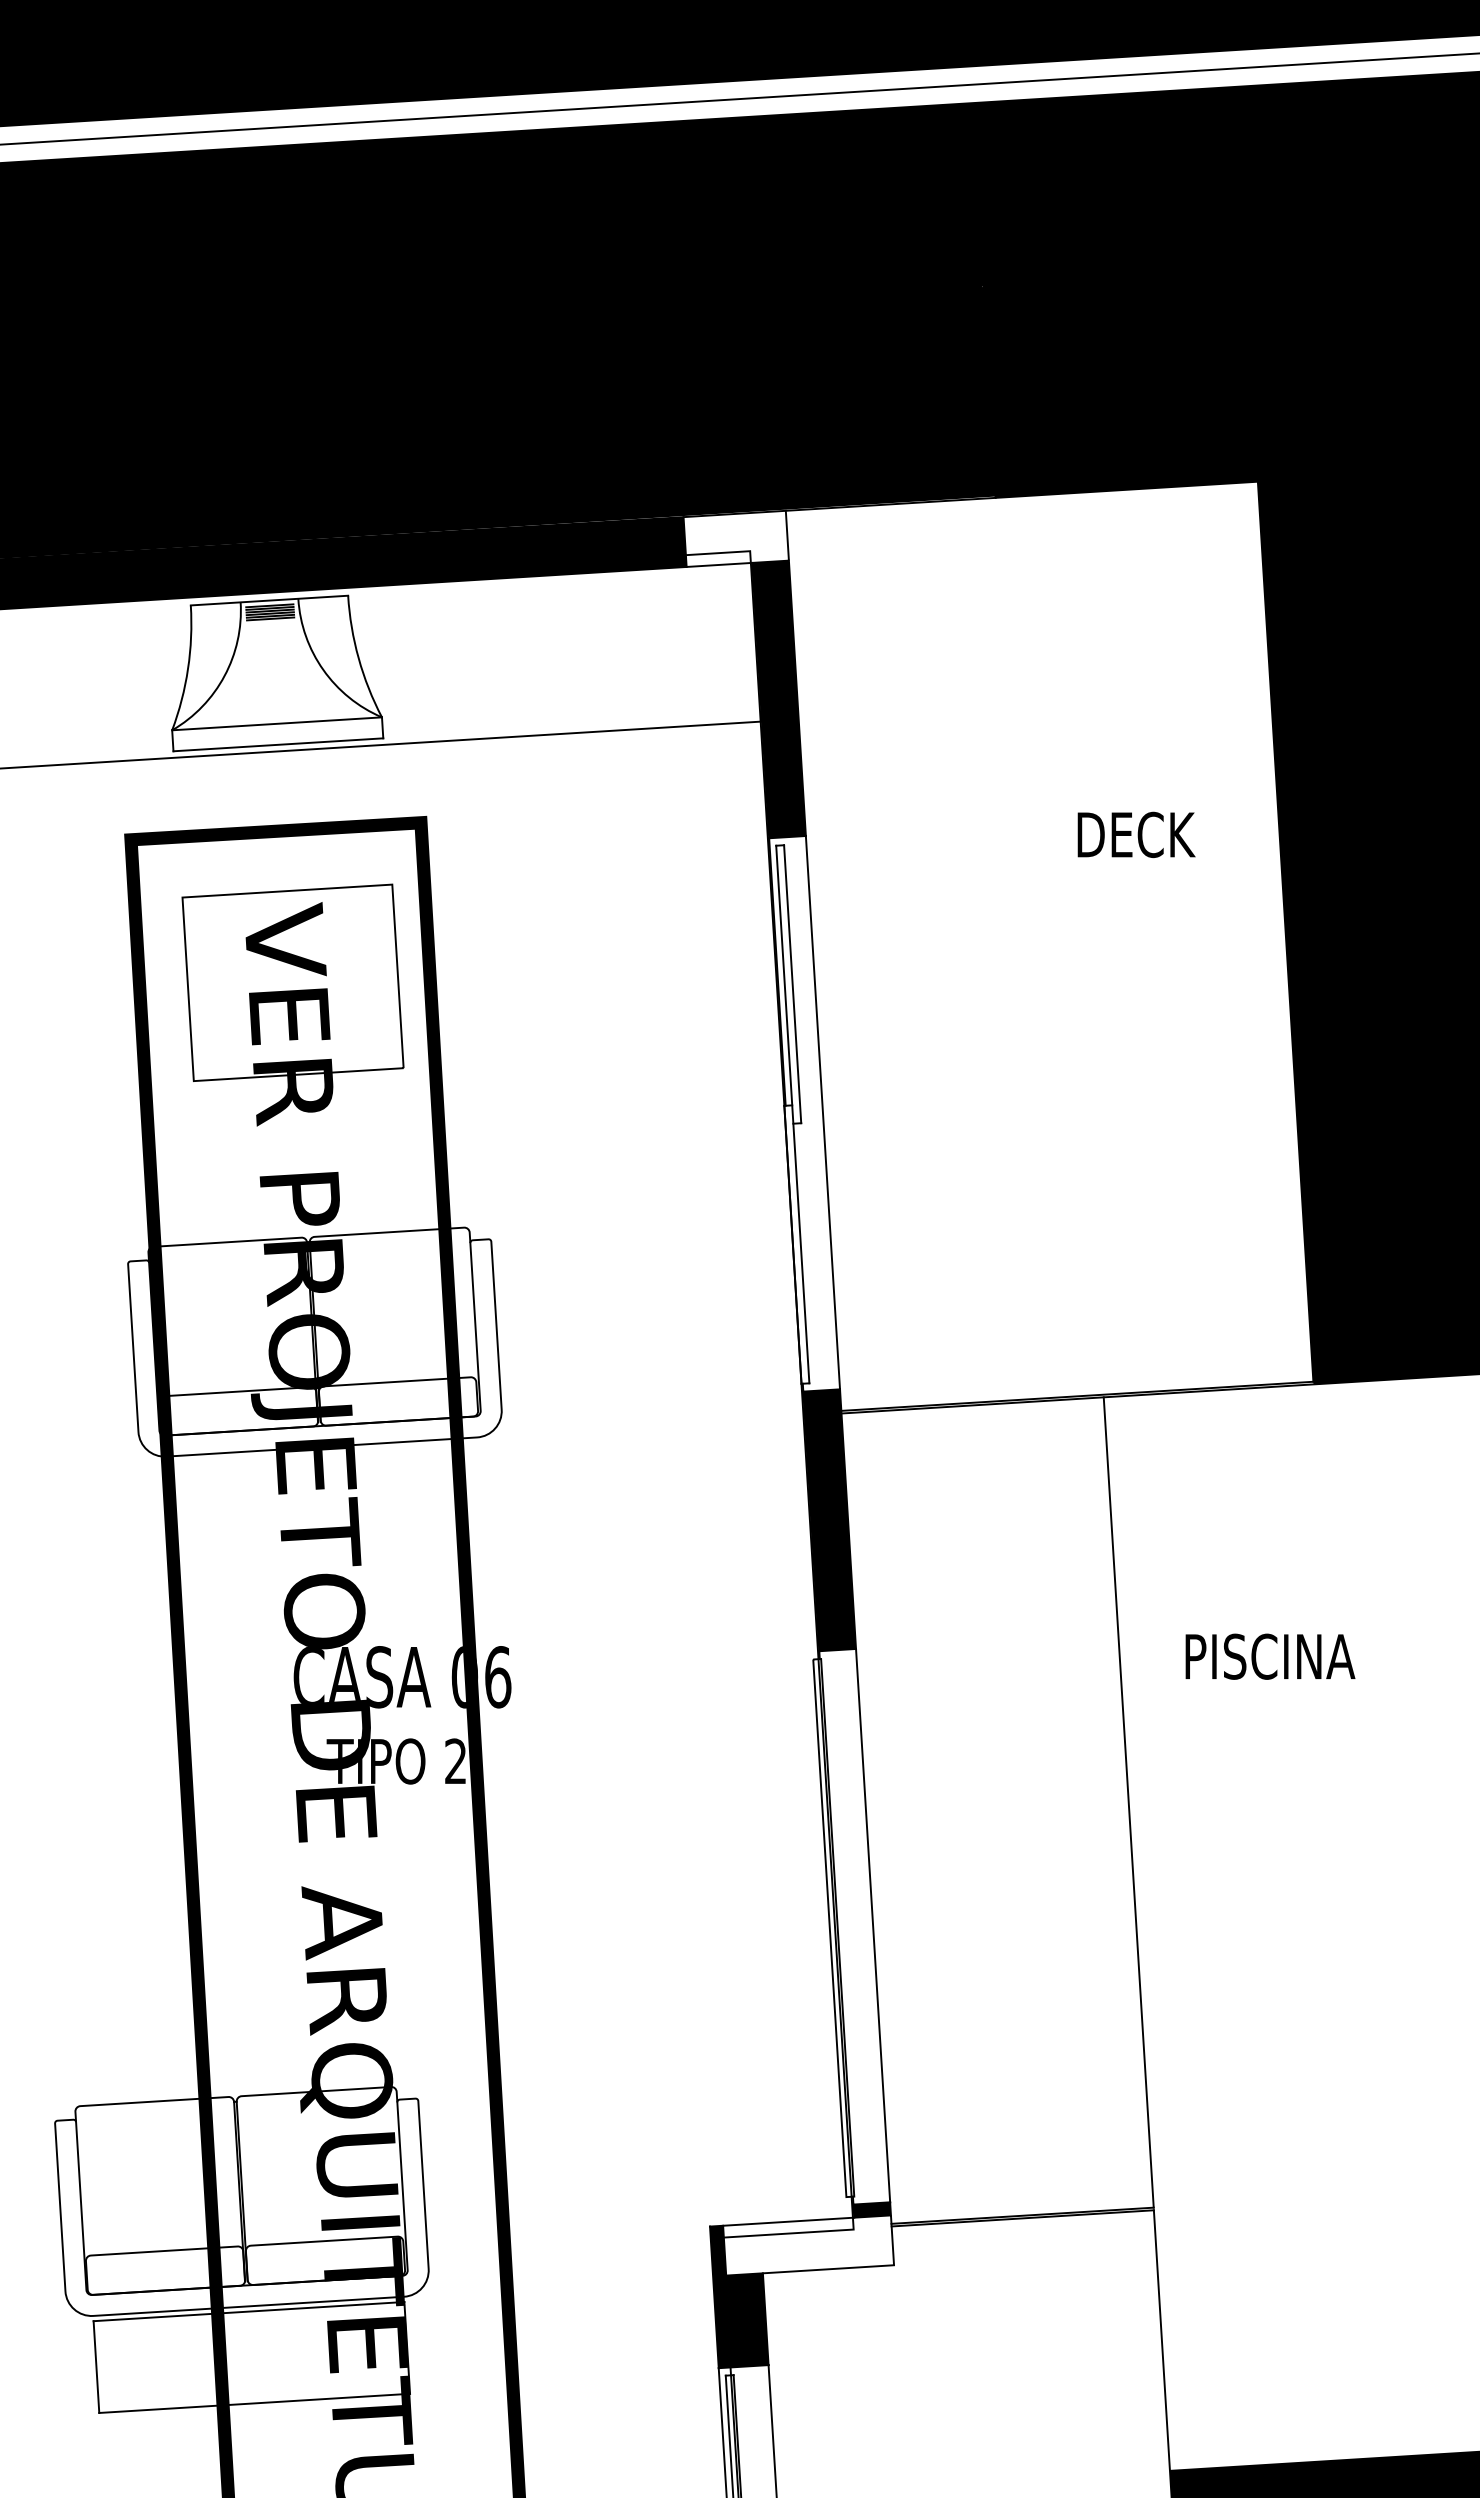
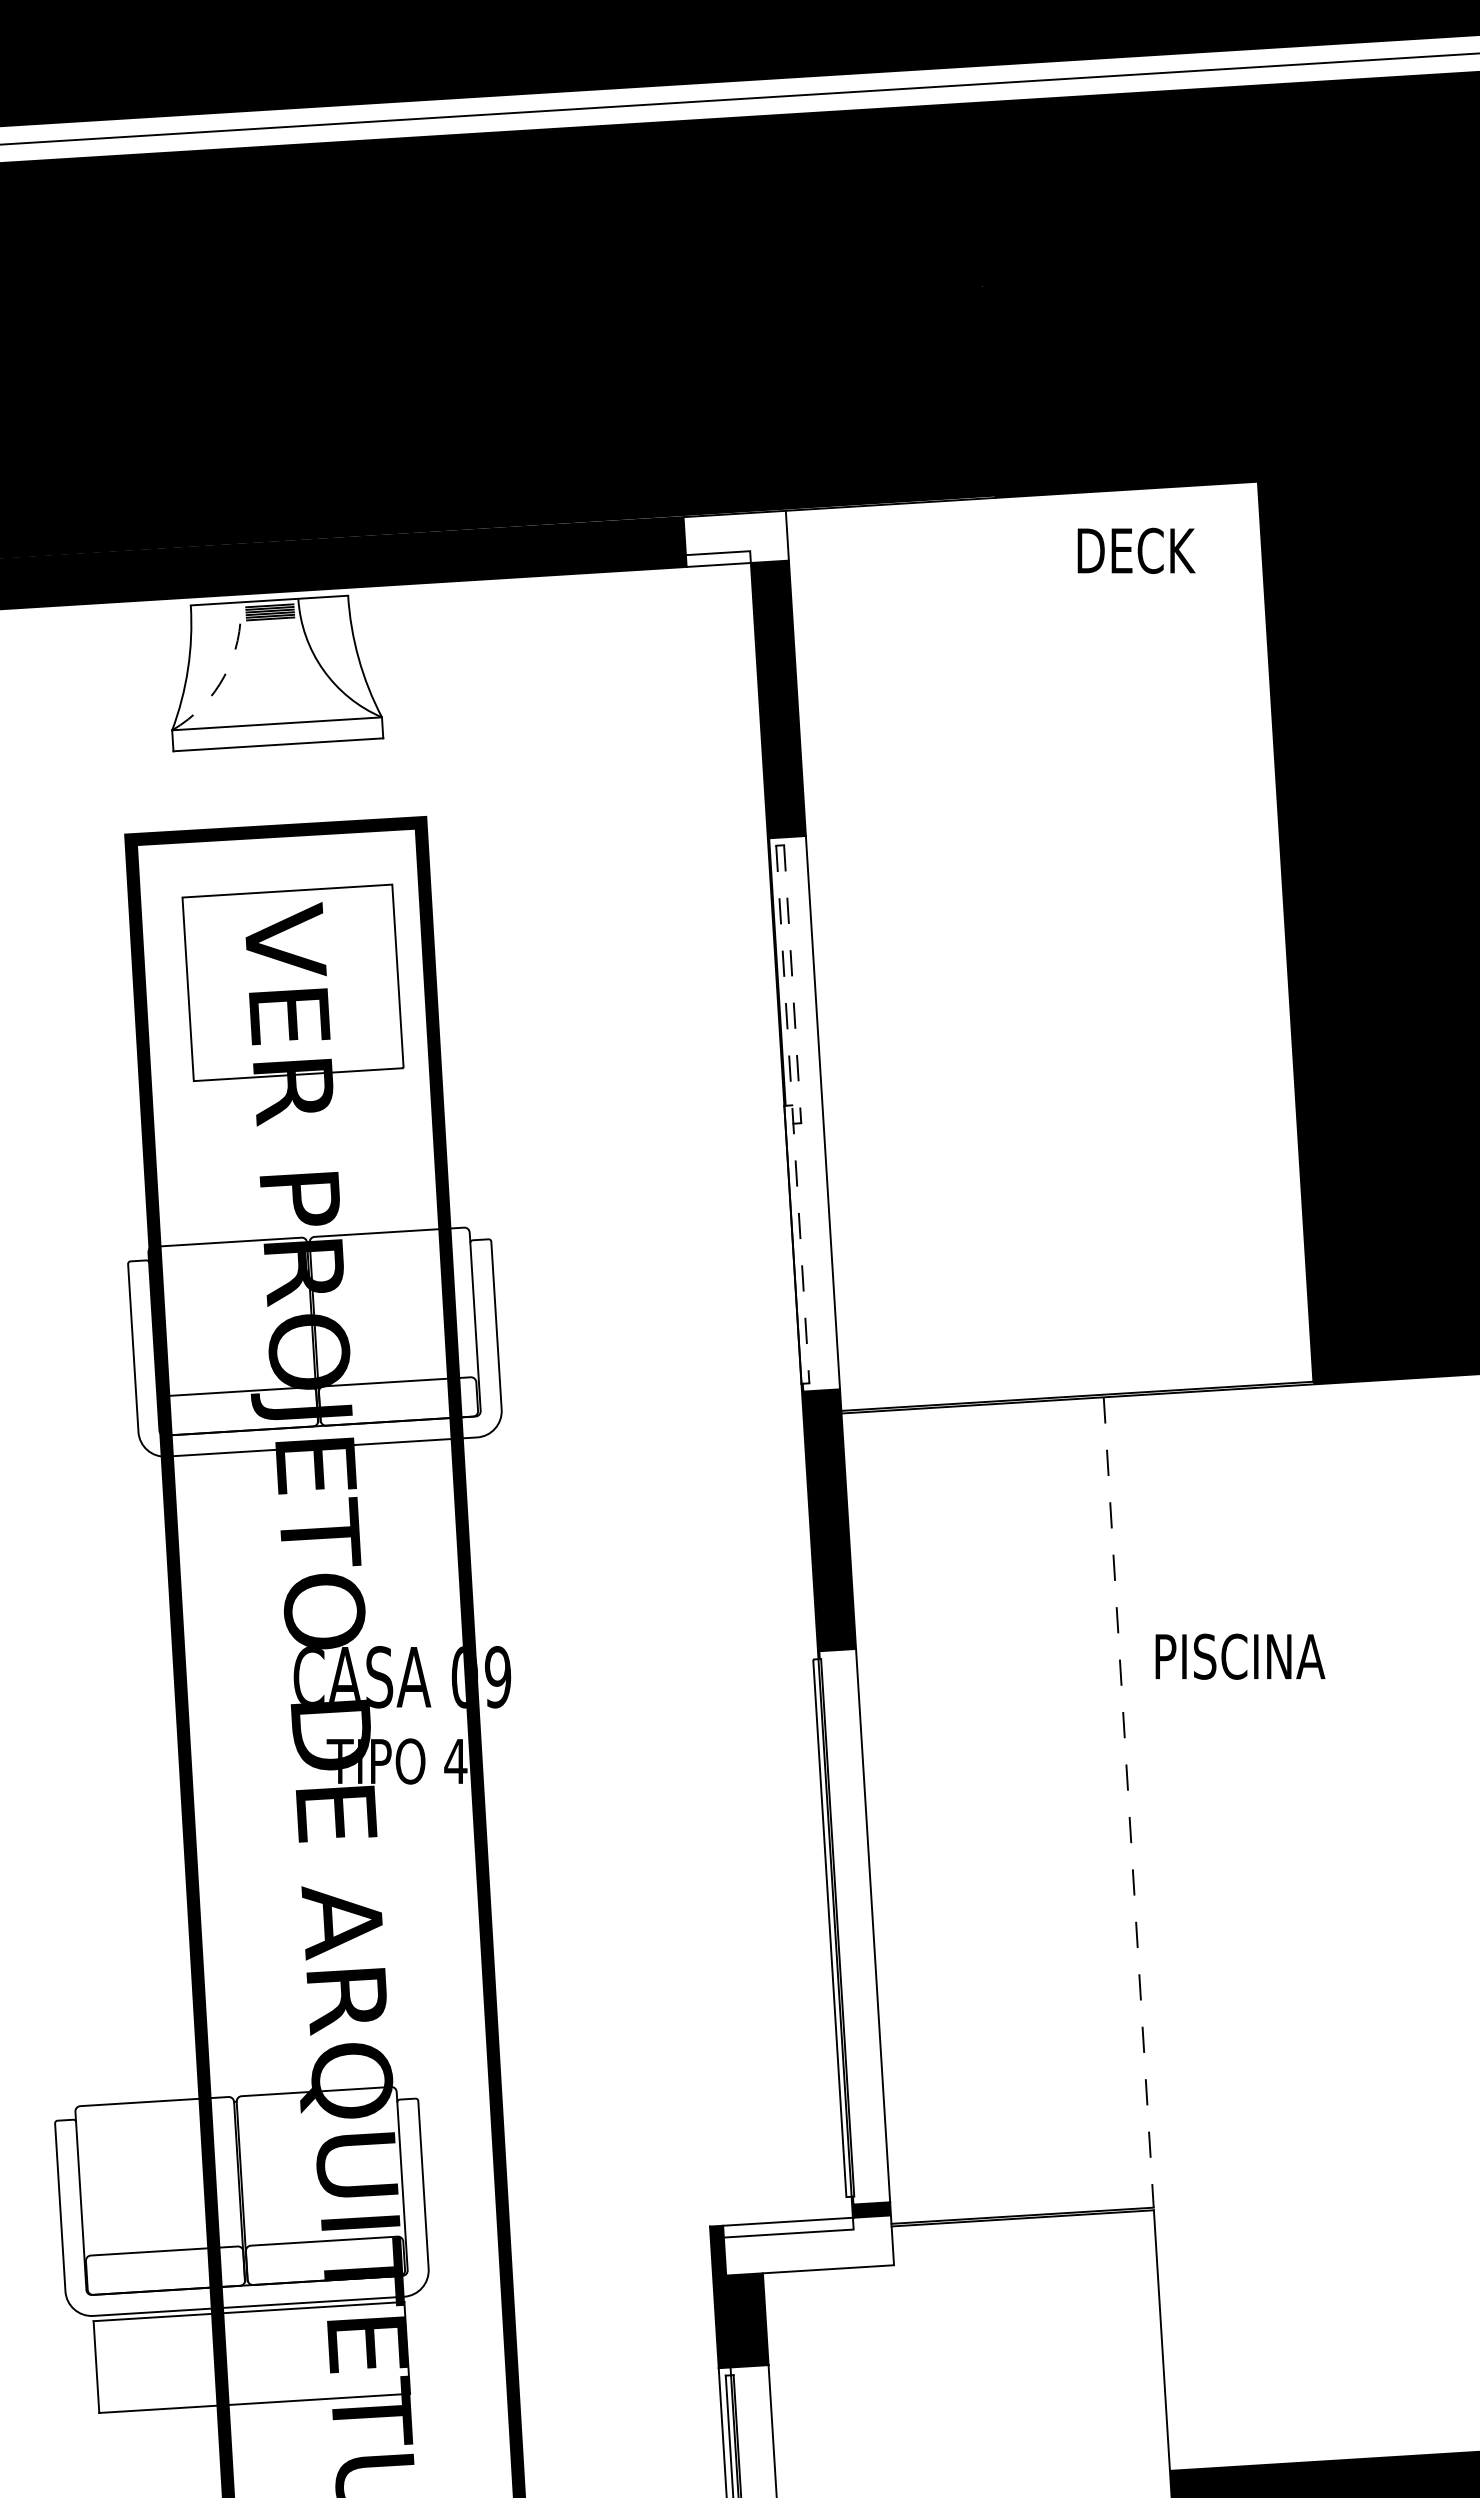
arc: solid -> dashed (224, 676)
line: present -> none (381, 744)
text position: (1136, 834) -> (1136, 550) (1136, 550)
line: solid -> dashed (792, 984)
line: solid -> dashed (792, 1115)
text position: (1270, 1656) -> (1240, 1656) (1240, 1656)
text: 06 -> 09 (497, 1677)
text: 2 -> 4 (455, 1760)
line: solid -> dashed (1128, 1802)
